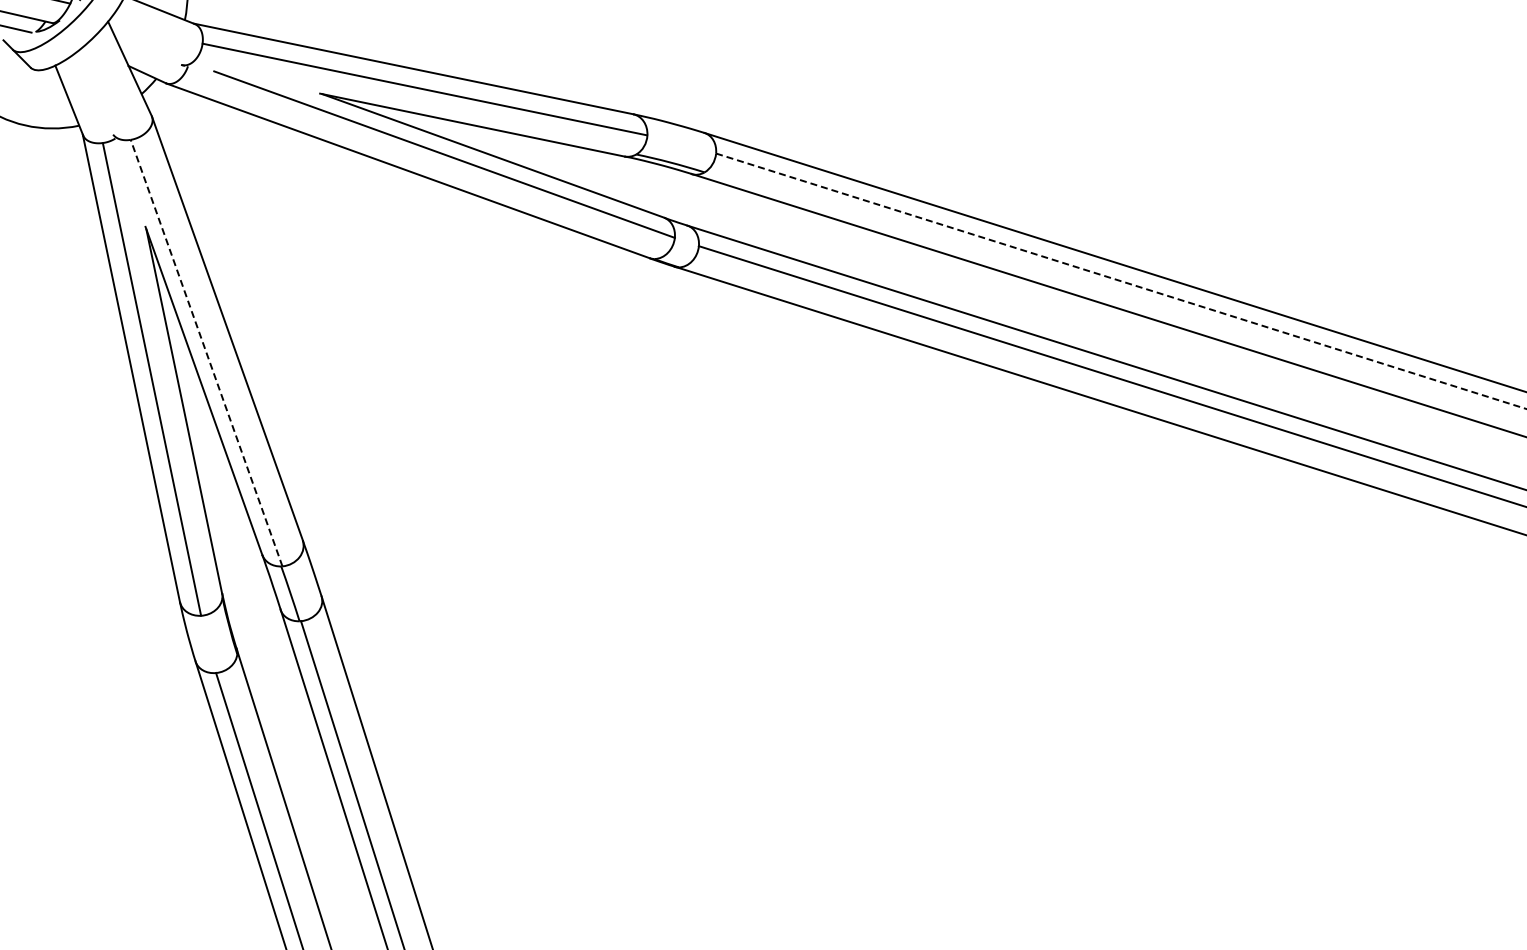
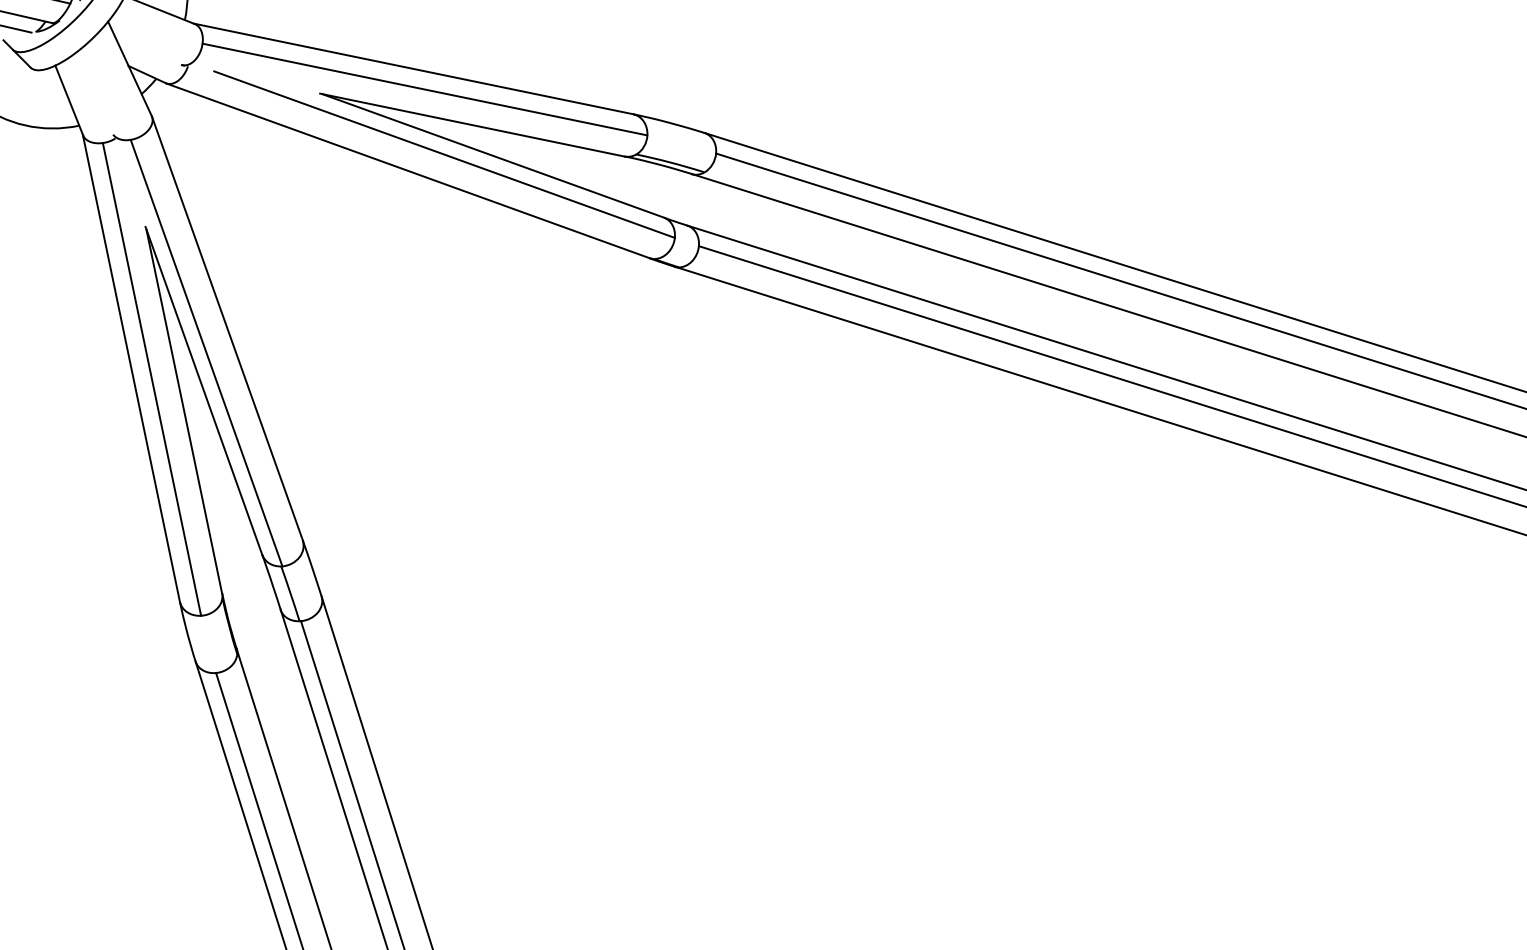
line: dashed -> solid (1121, 281)
line: dashed -> solid (206, 352)
